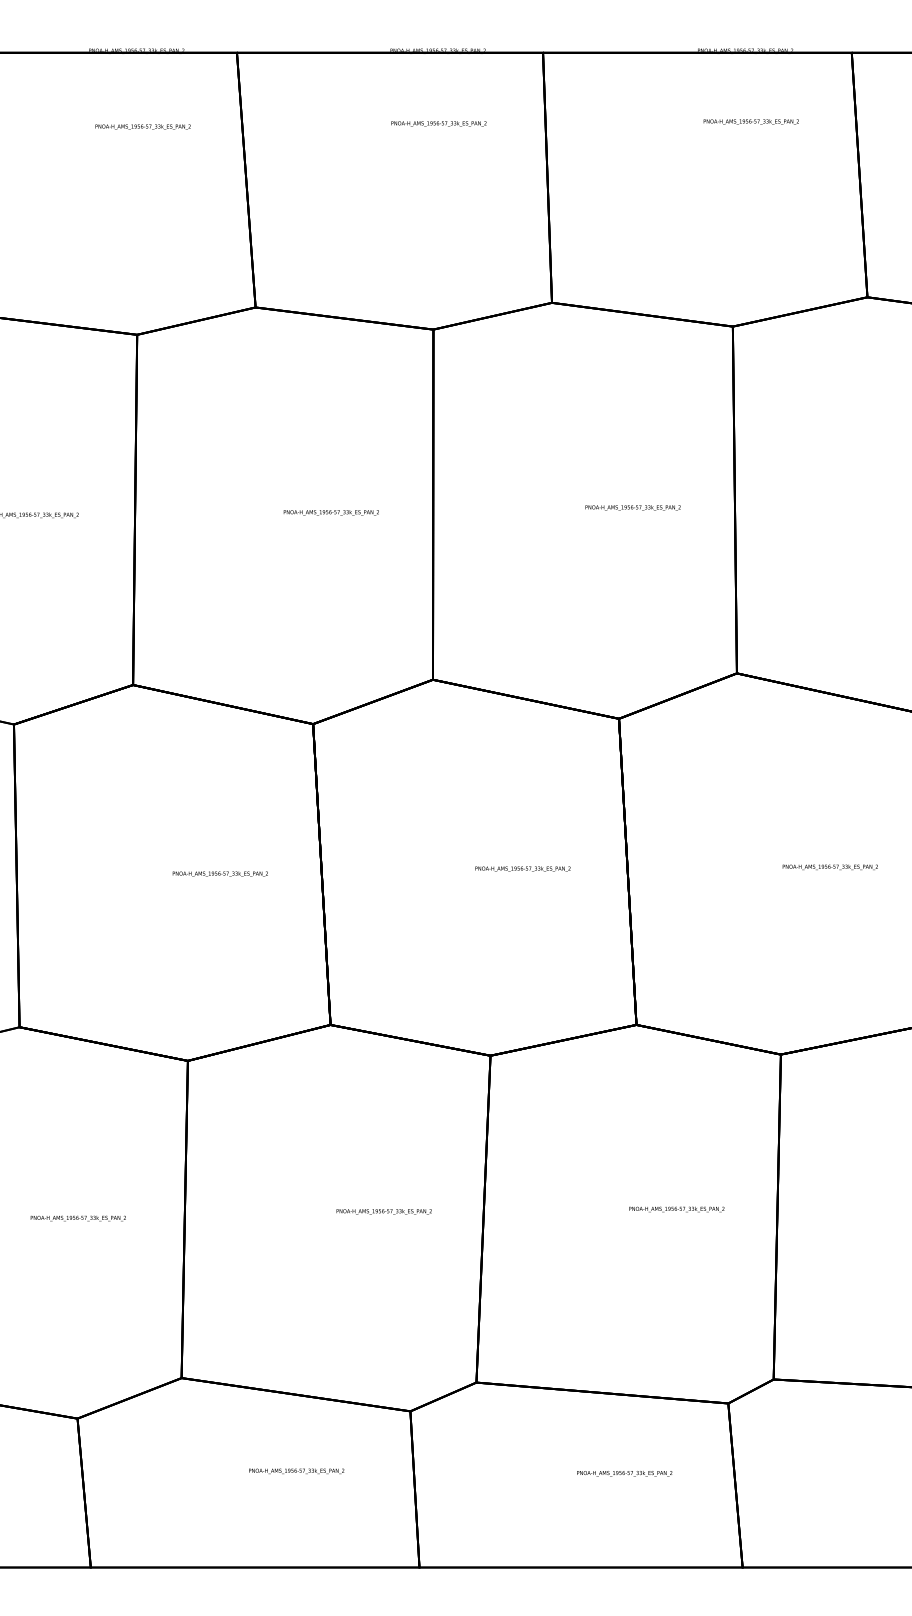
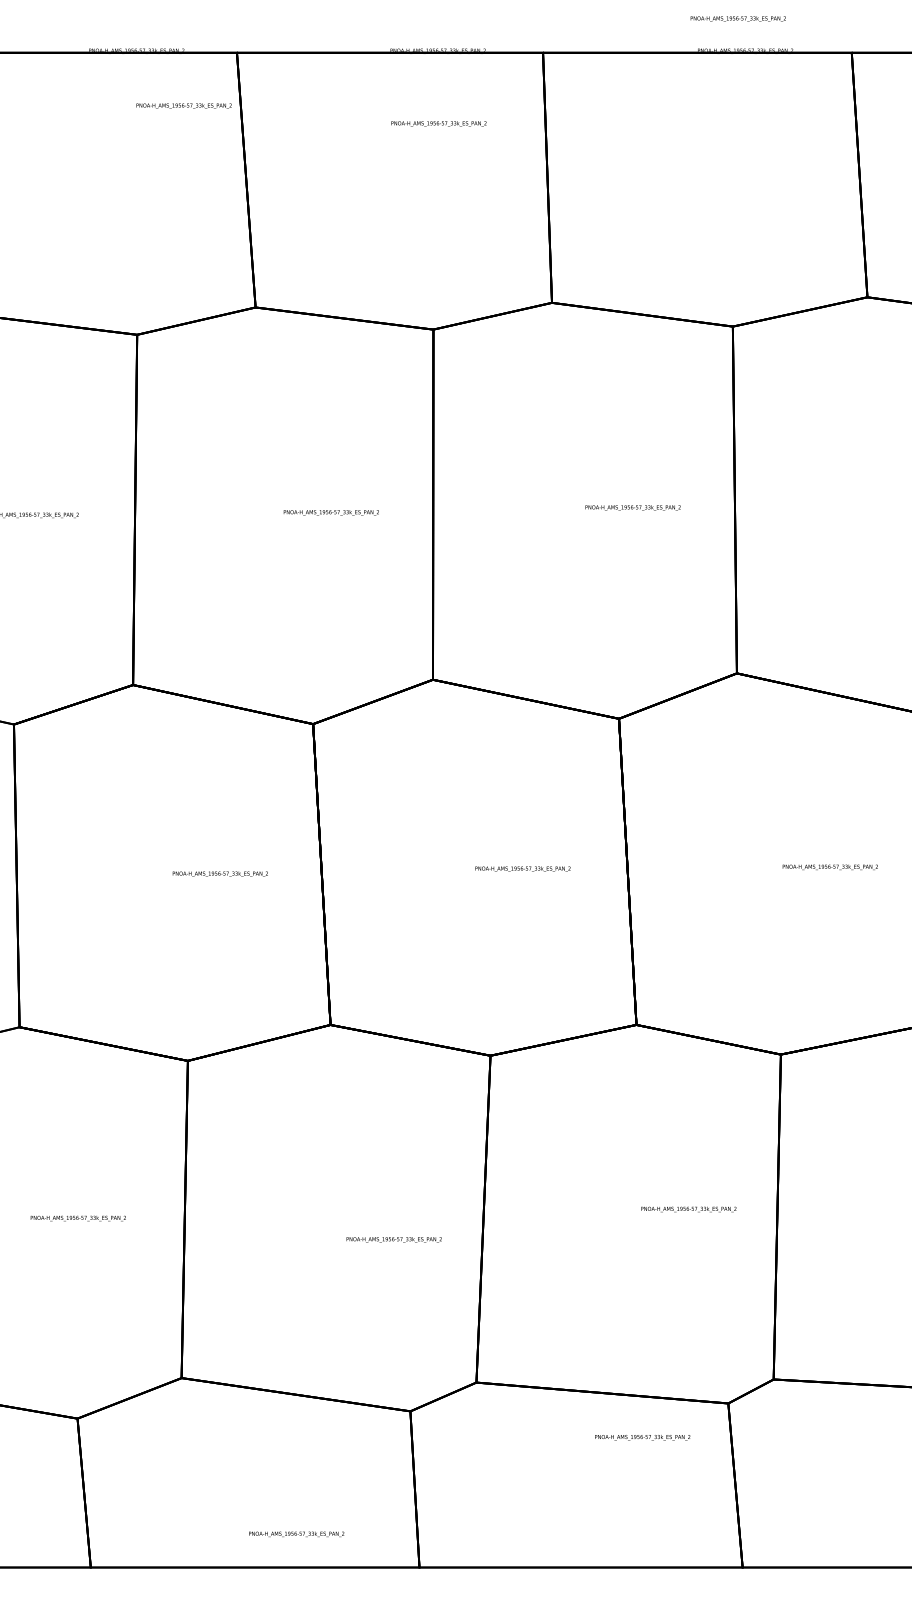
text position: (750, 121) -> (737, 18) (737, 18)
text position: (142, 126) -> (183, 105) (183, 105)
text position: (676, 1209) -> (688, 1209) (688, 1209)
text position: (383, 1211) -> (393, 1239) (393, 1239)
text position: (296, 1471) -> (296, 1534) (296, 1534)
text position: (624, 1473) -> (642, 1437) (642, 1437)
